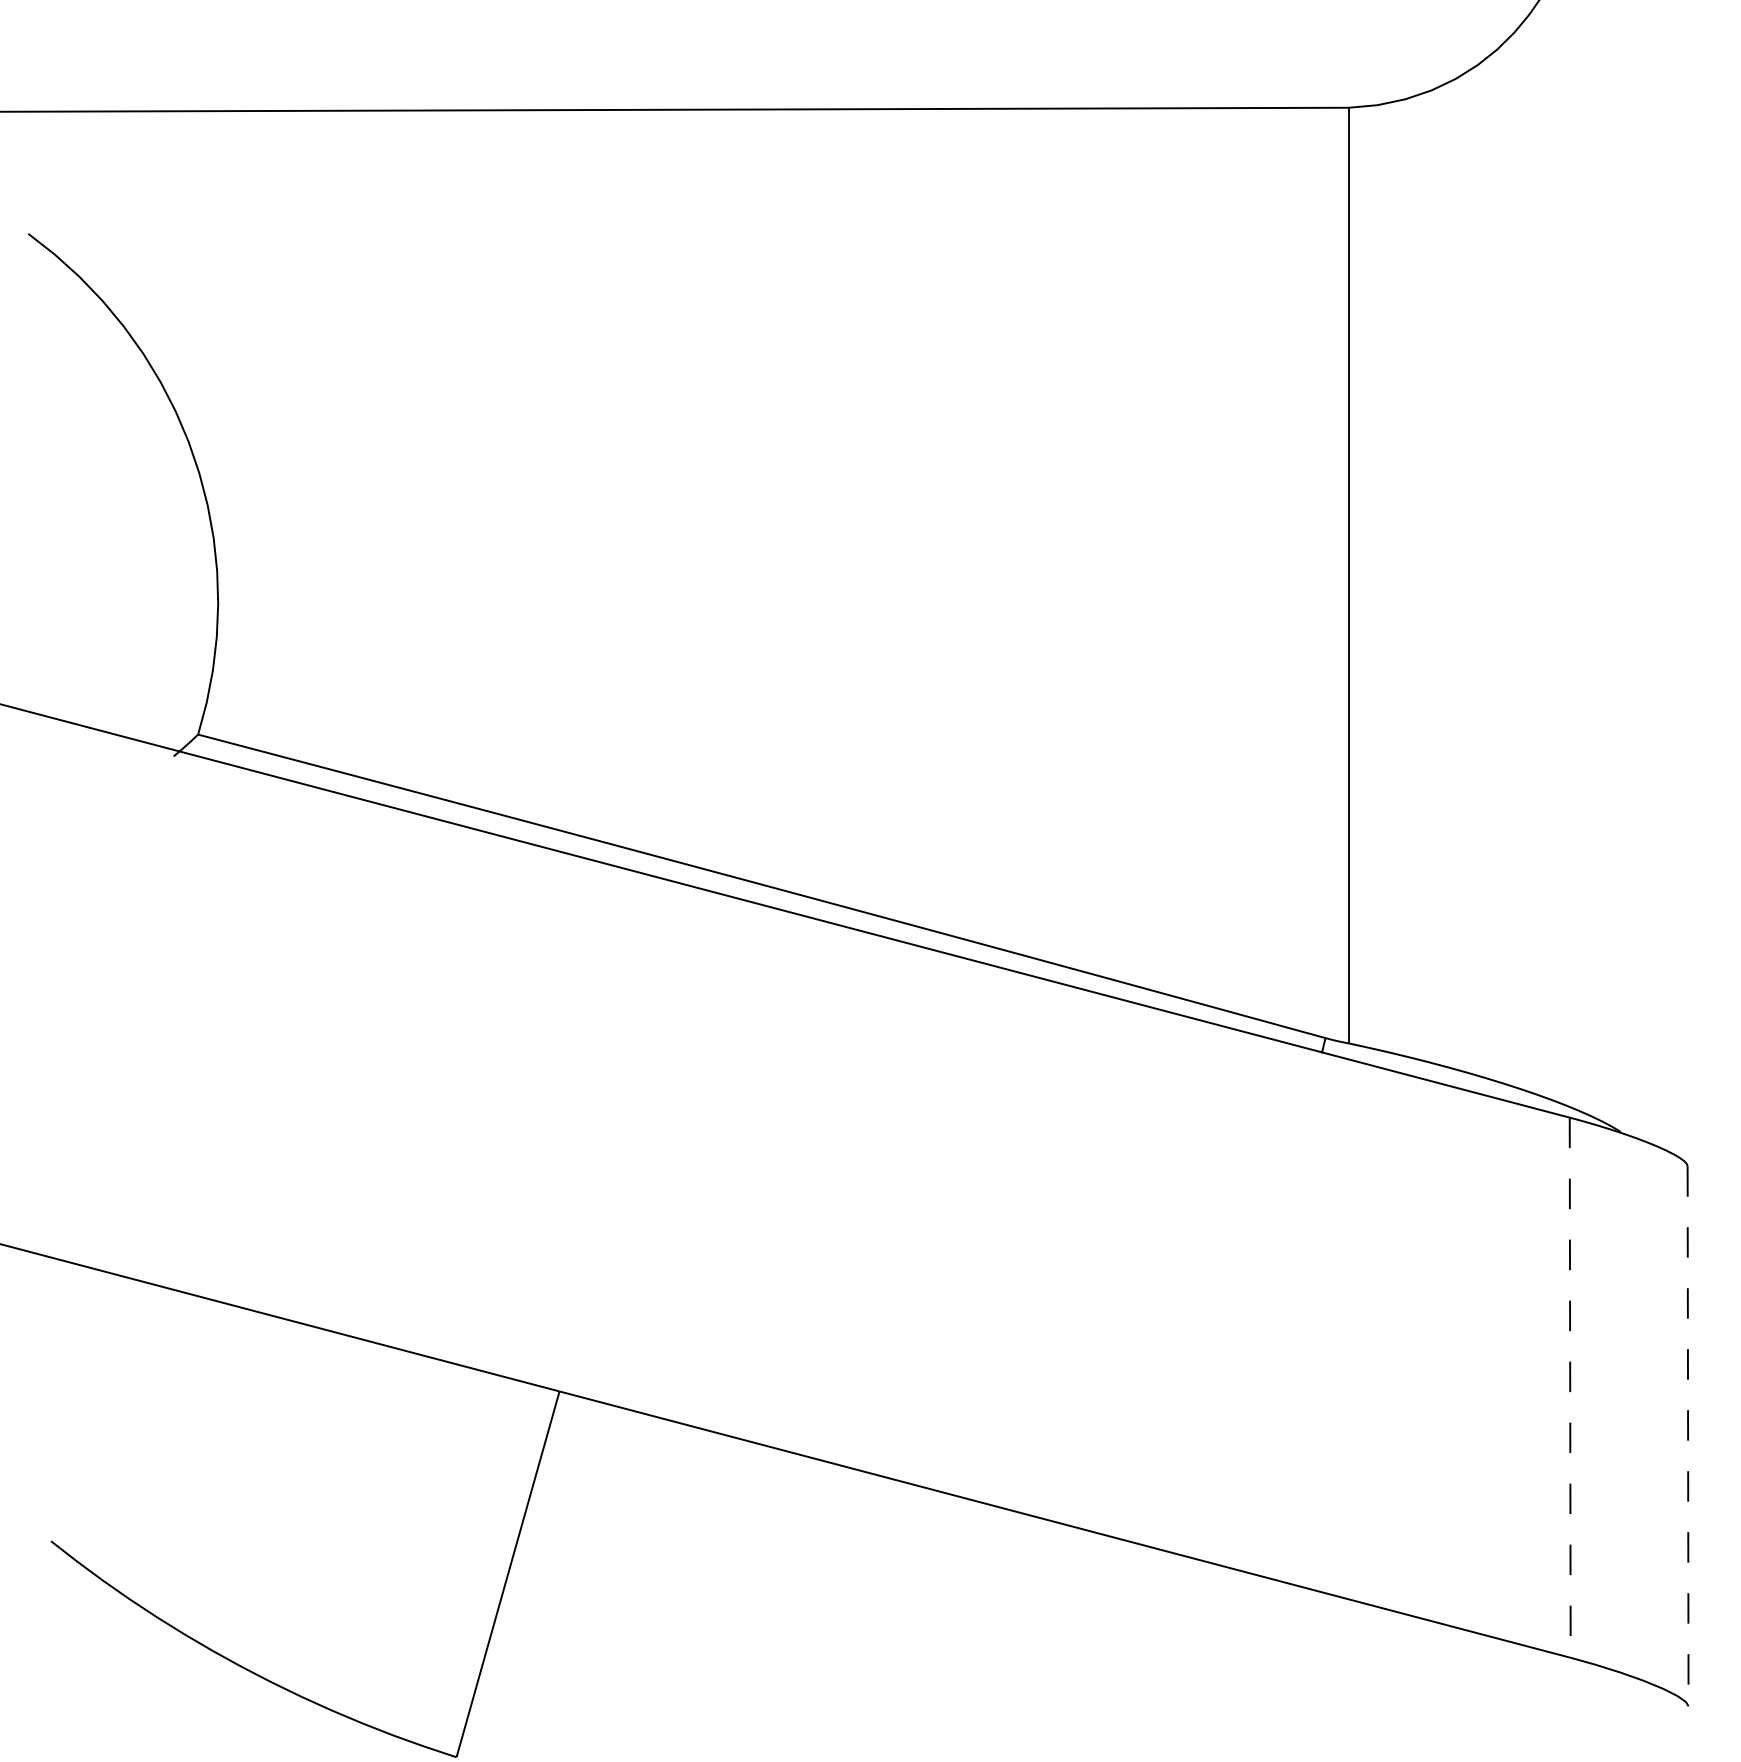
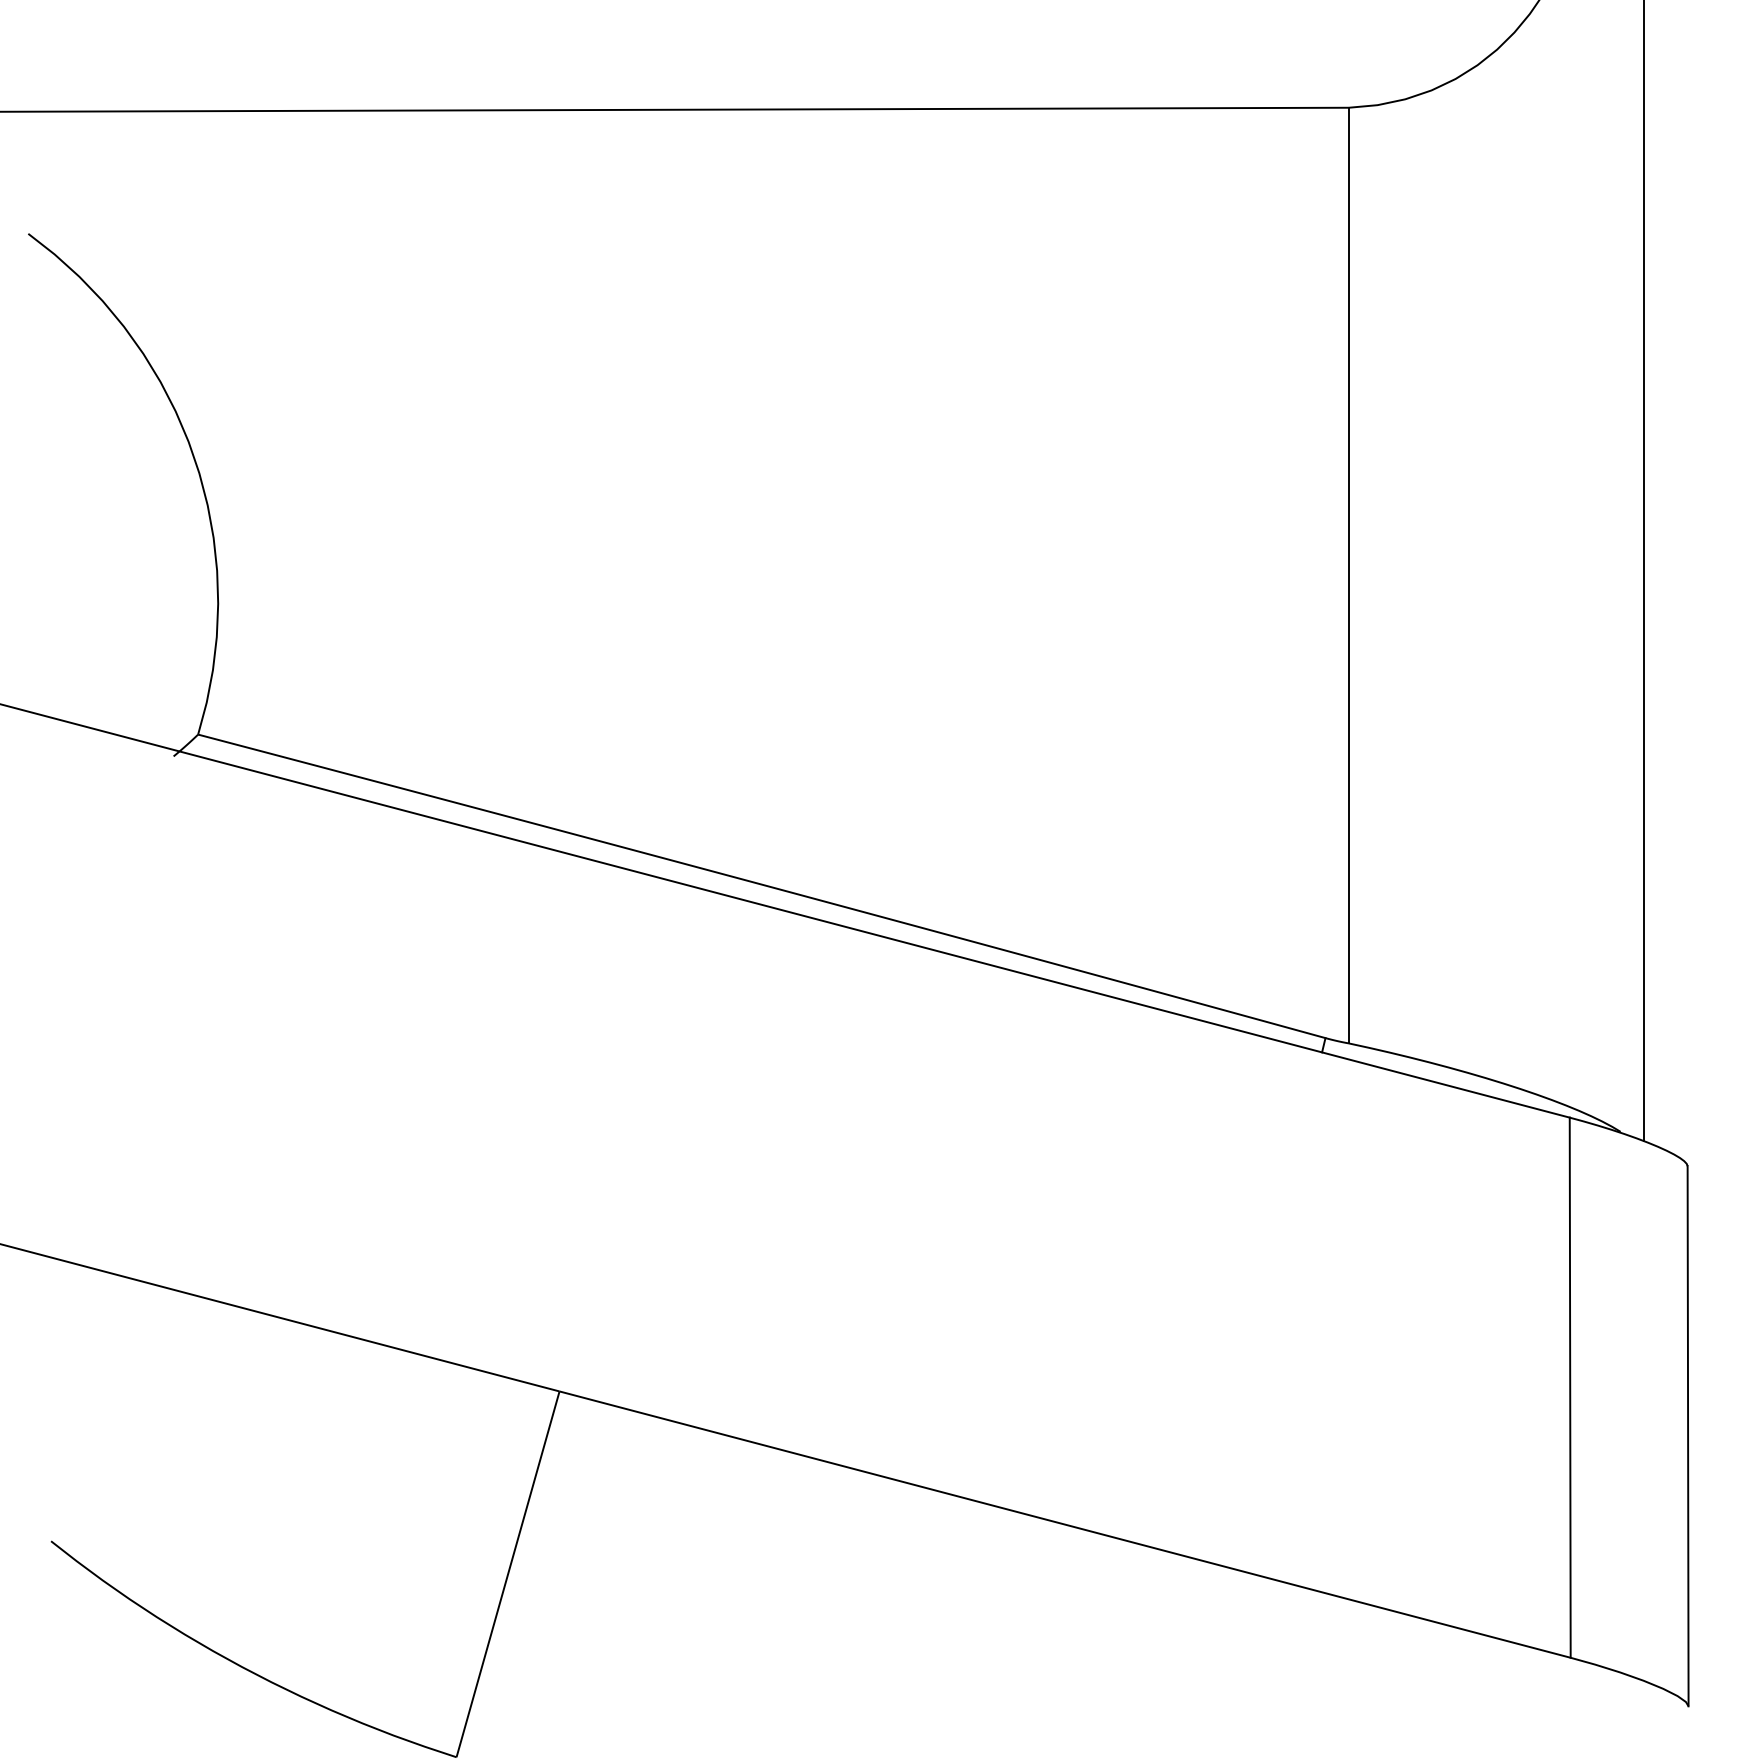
line: none -> present (1643, 571)
line: dashed -> solid (1570, 1388)
line: dashed -> solid (1688, 1436)
